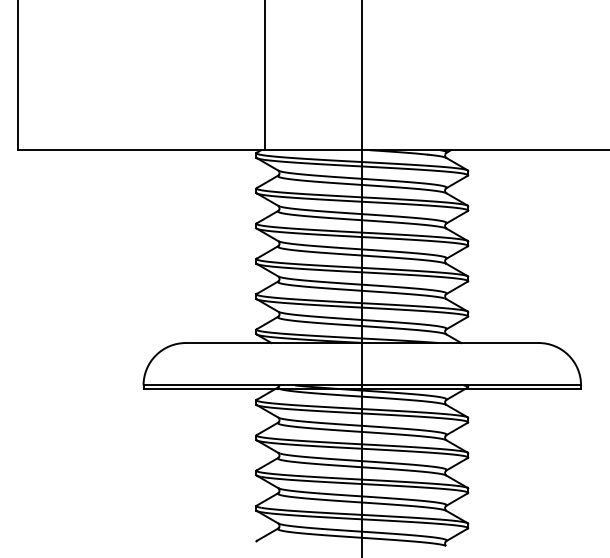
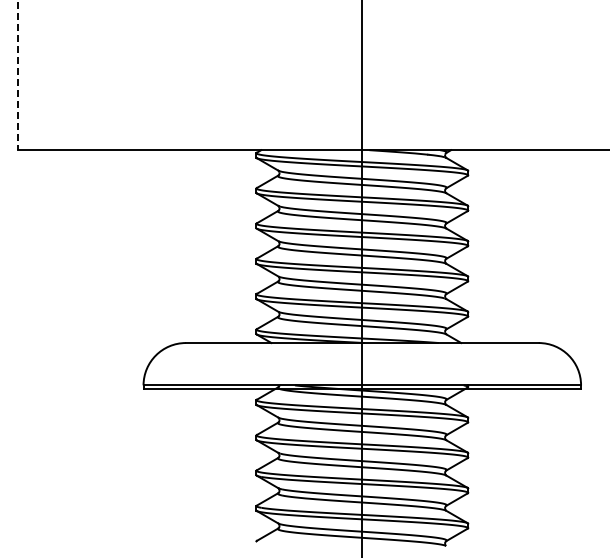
line: solid -> dashed (18, 75)
line: present -> none (265, 76)
